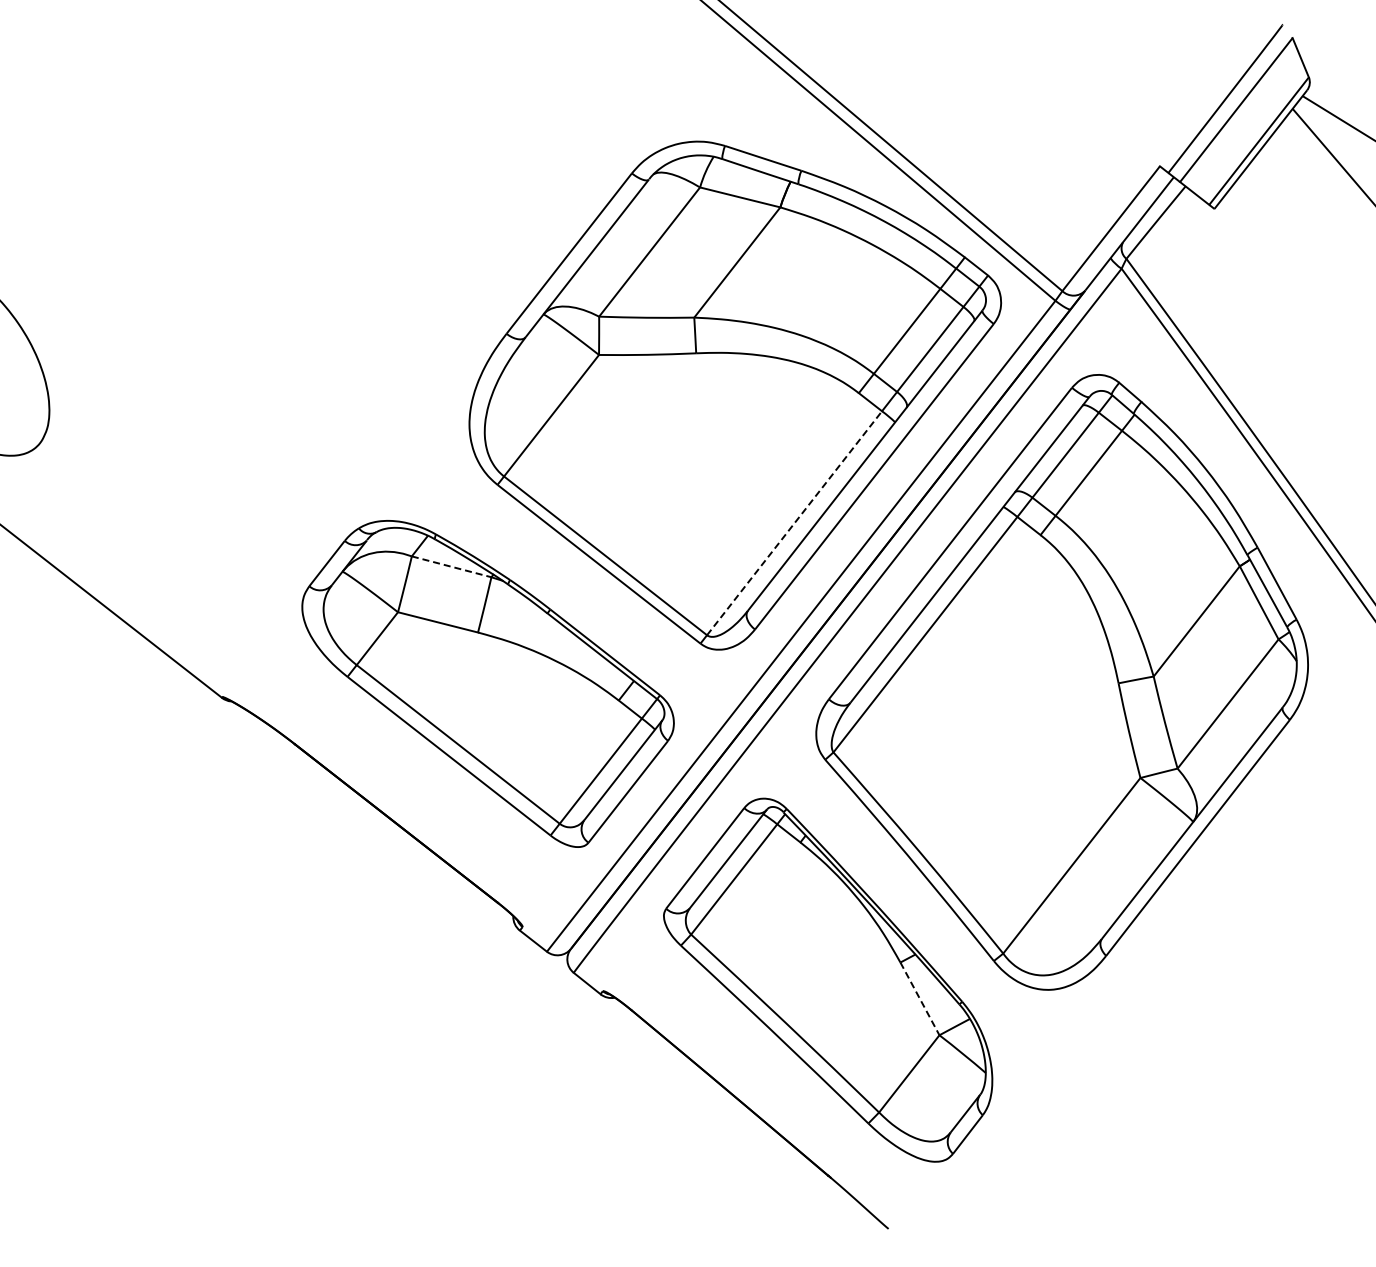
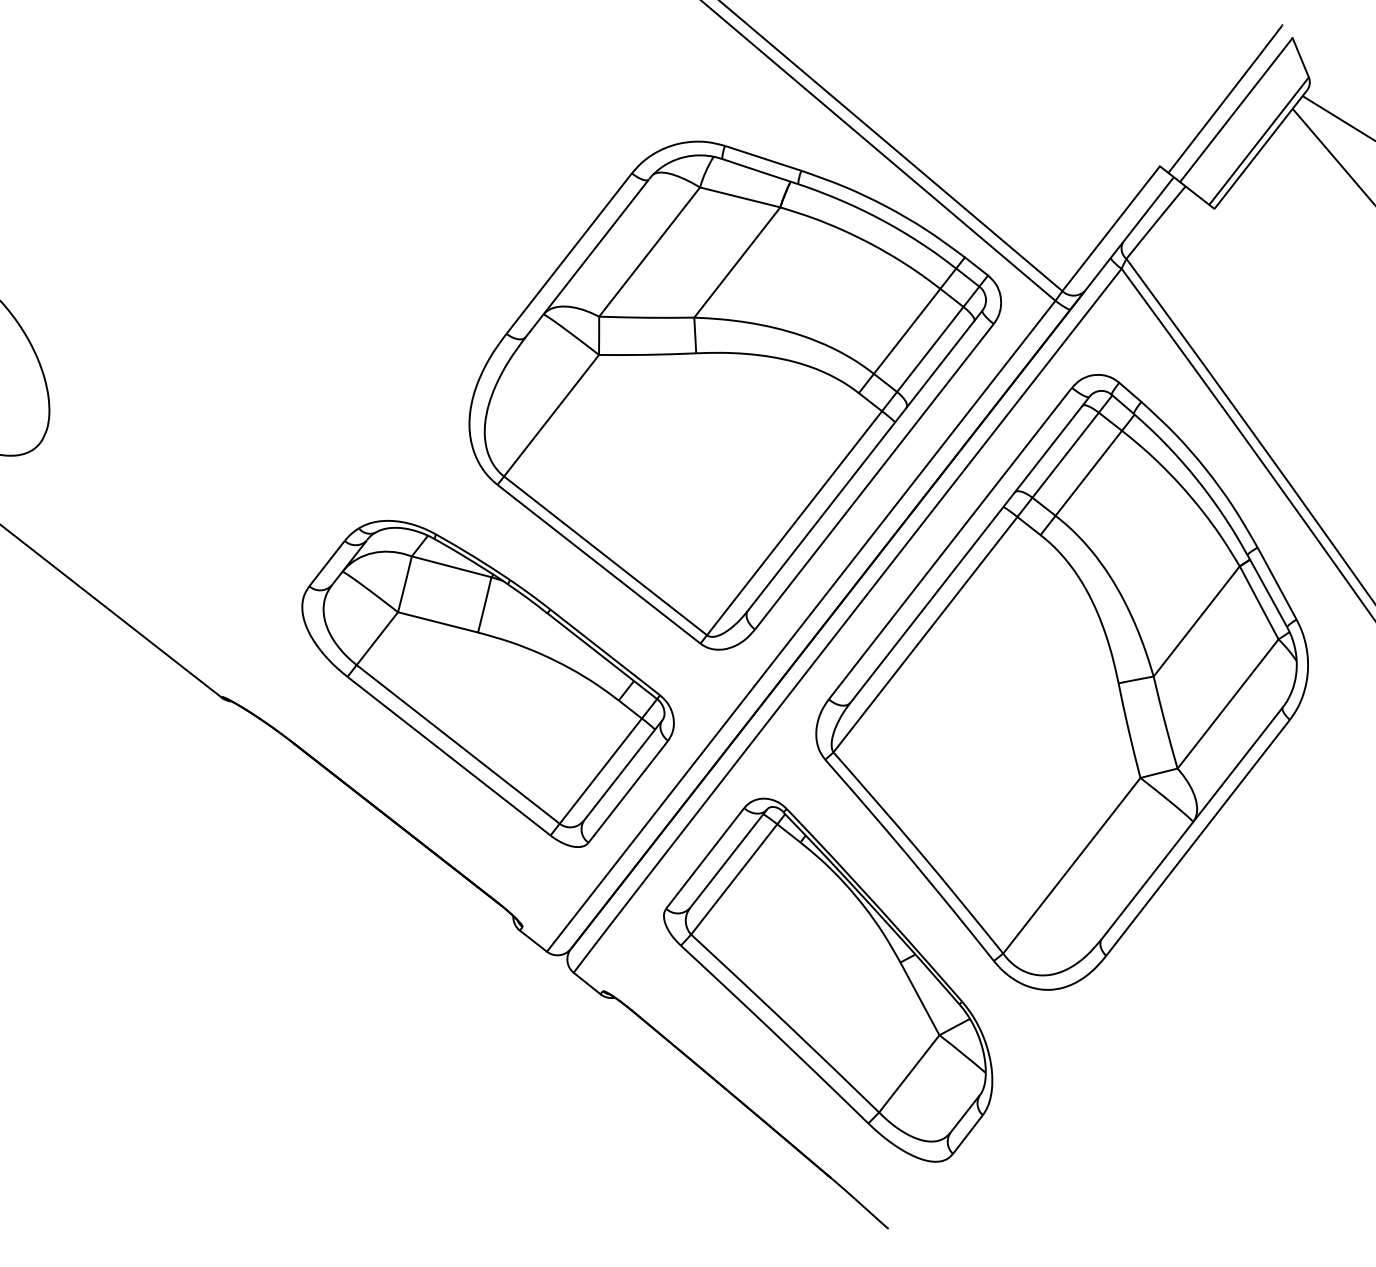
line: dashed -> solid (794, 522)
line: dashed -> solid (452, 566)
line: dashed -> solid (920, 999)
